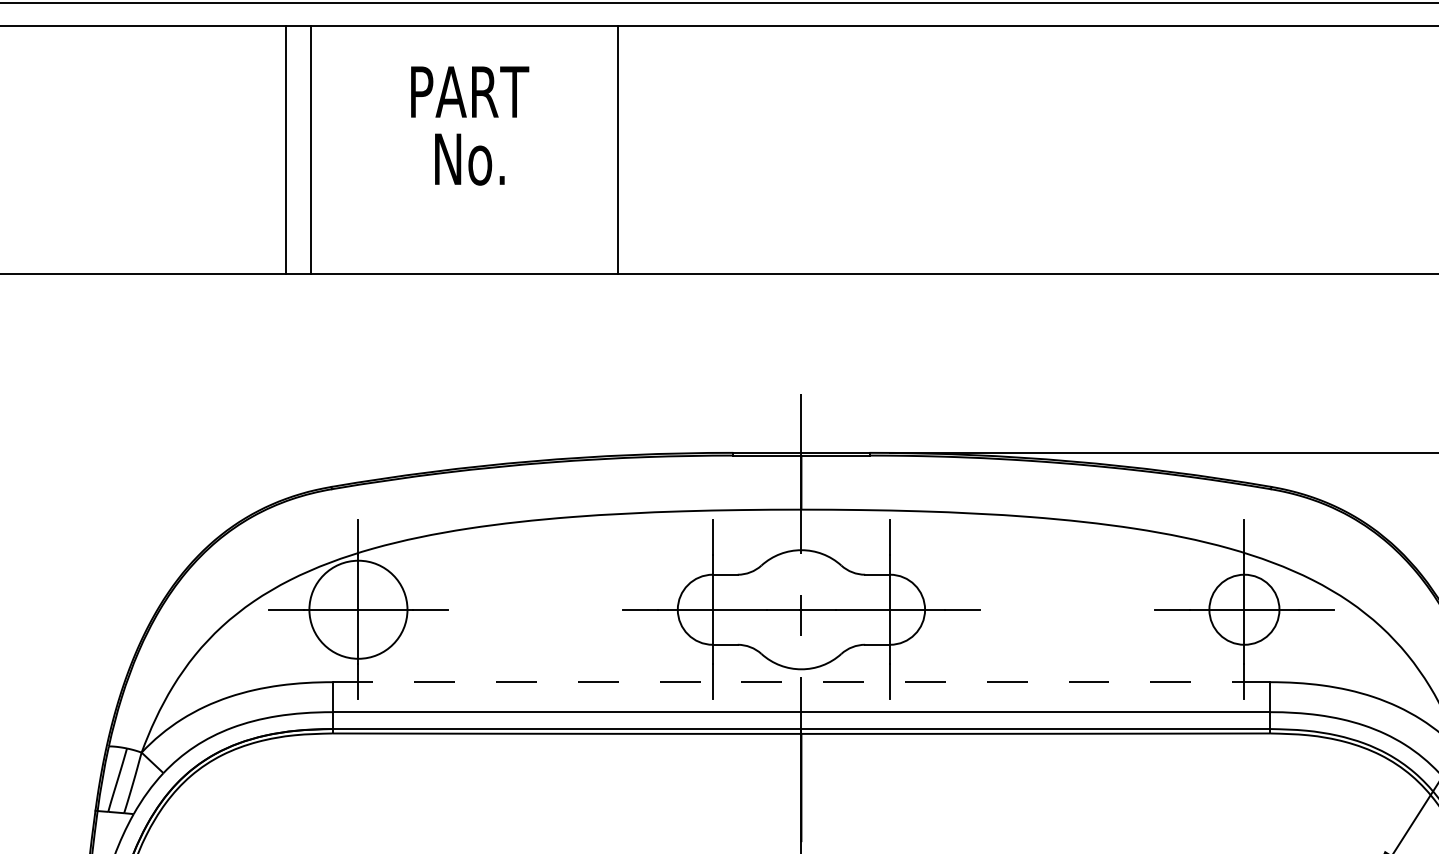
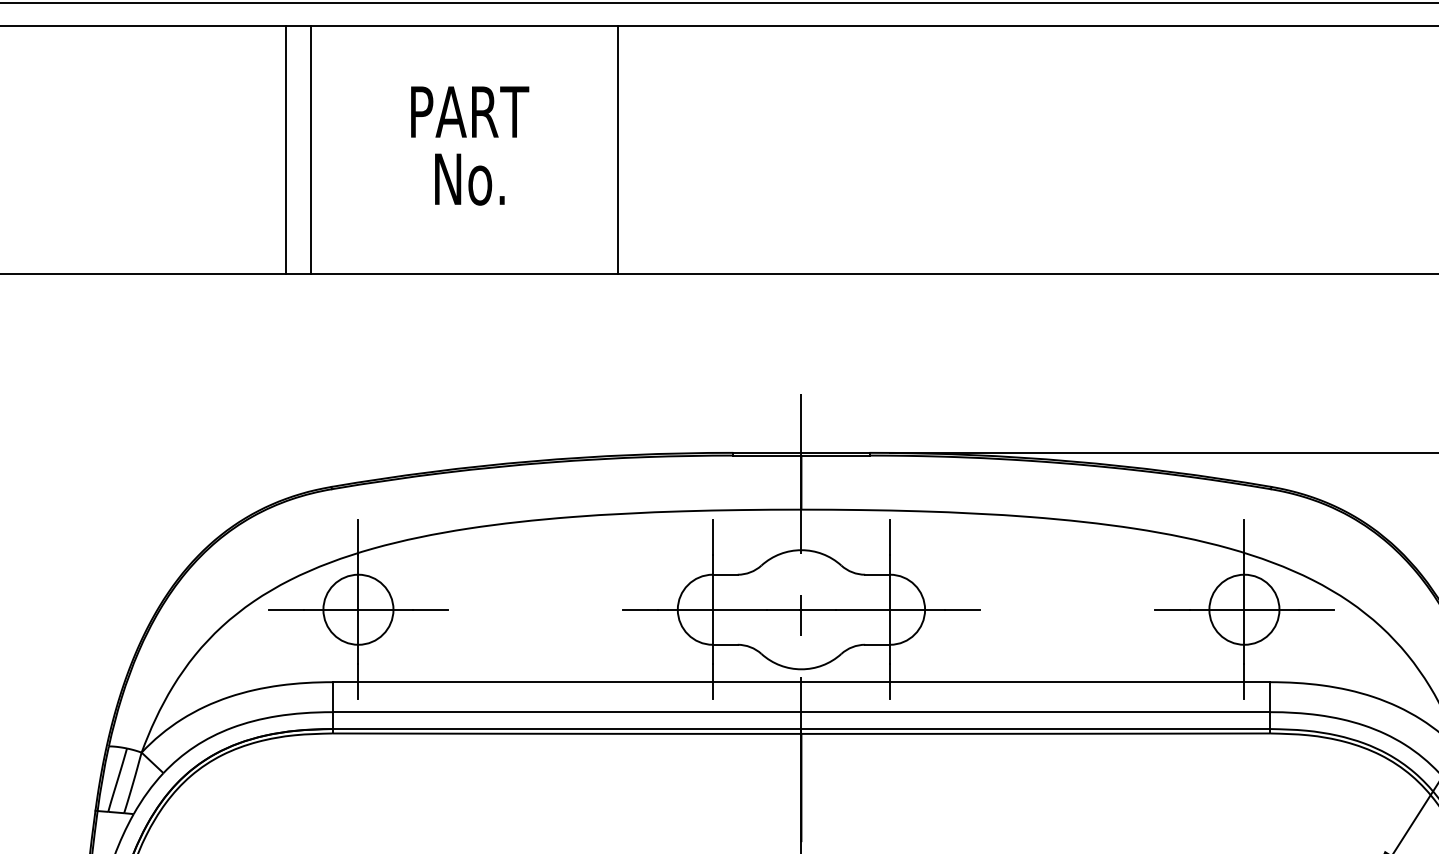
text position: (470, 125) -> (470, 145) (470, 145)
circle diameter: 98 px -> 70 px (358, 609)
line: dashed -> solid (801, 682)
